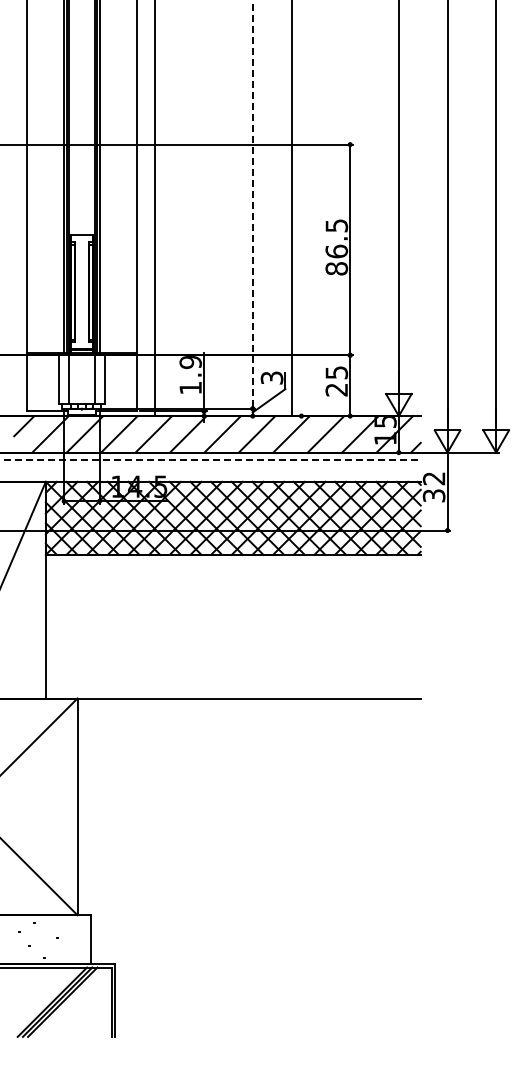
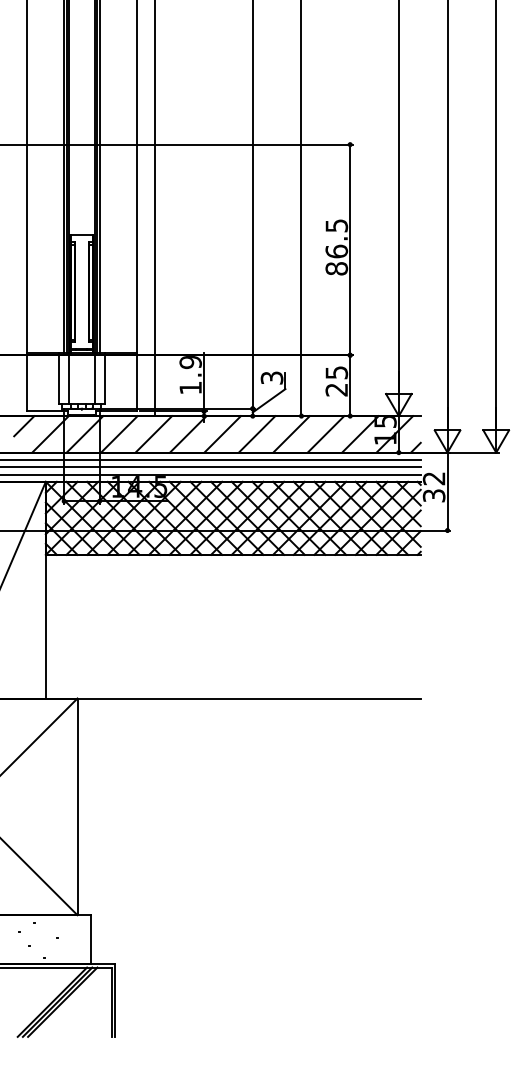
line: dashed -> solid (252, 204)
line position: (292, 209) -> (301, 209) (301, 209)
line: dashed -> solid (210, 459)
line: none -> present (211, 467)
line: none -> present (211, 474)
